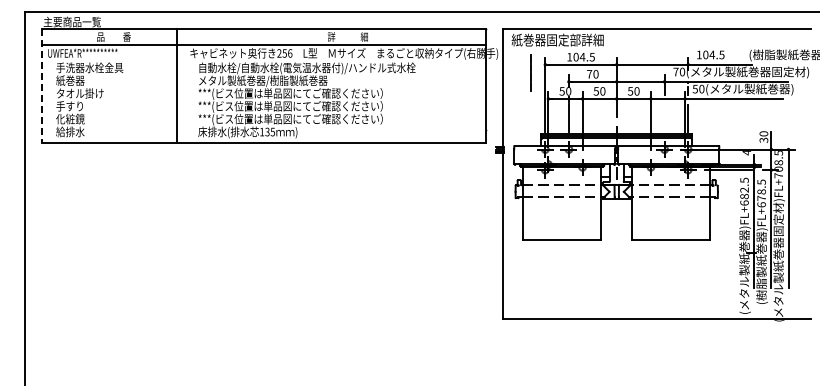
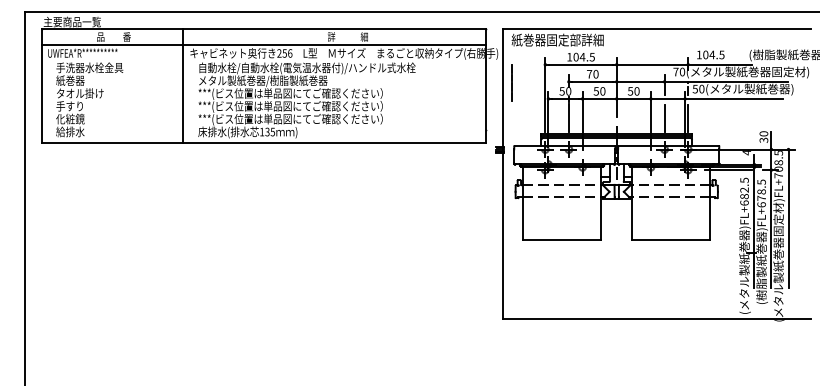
line position: (530, 72) -> (511, 82) (511, 82)
line position: (176, 85) -> (182, 85) (182, 85)
line: dashed -> solid (41, 86)
line: none -> present (664, 118)
